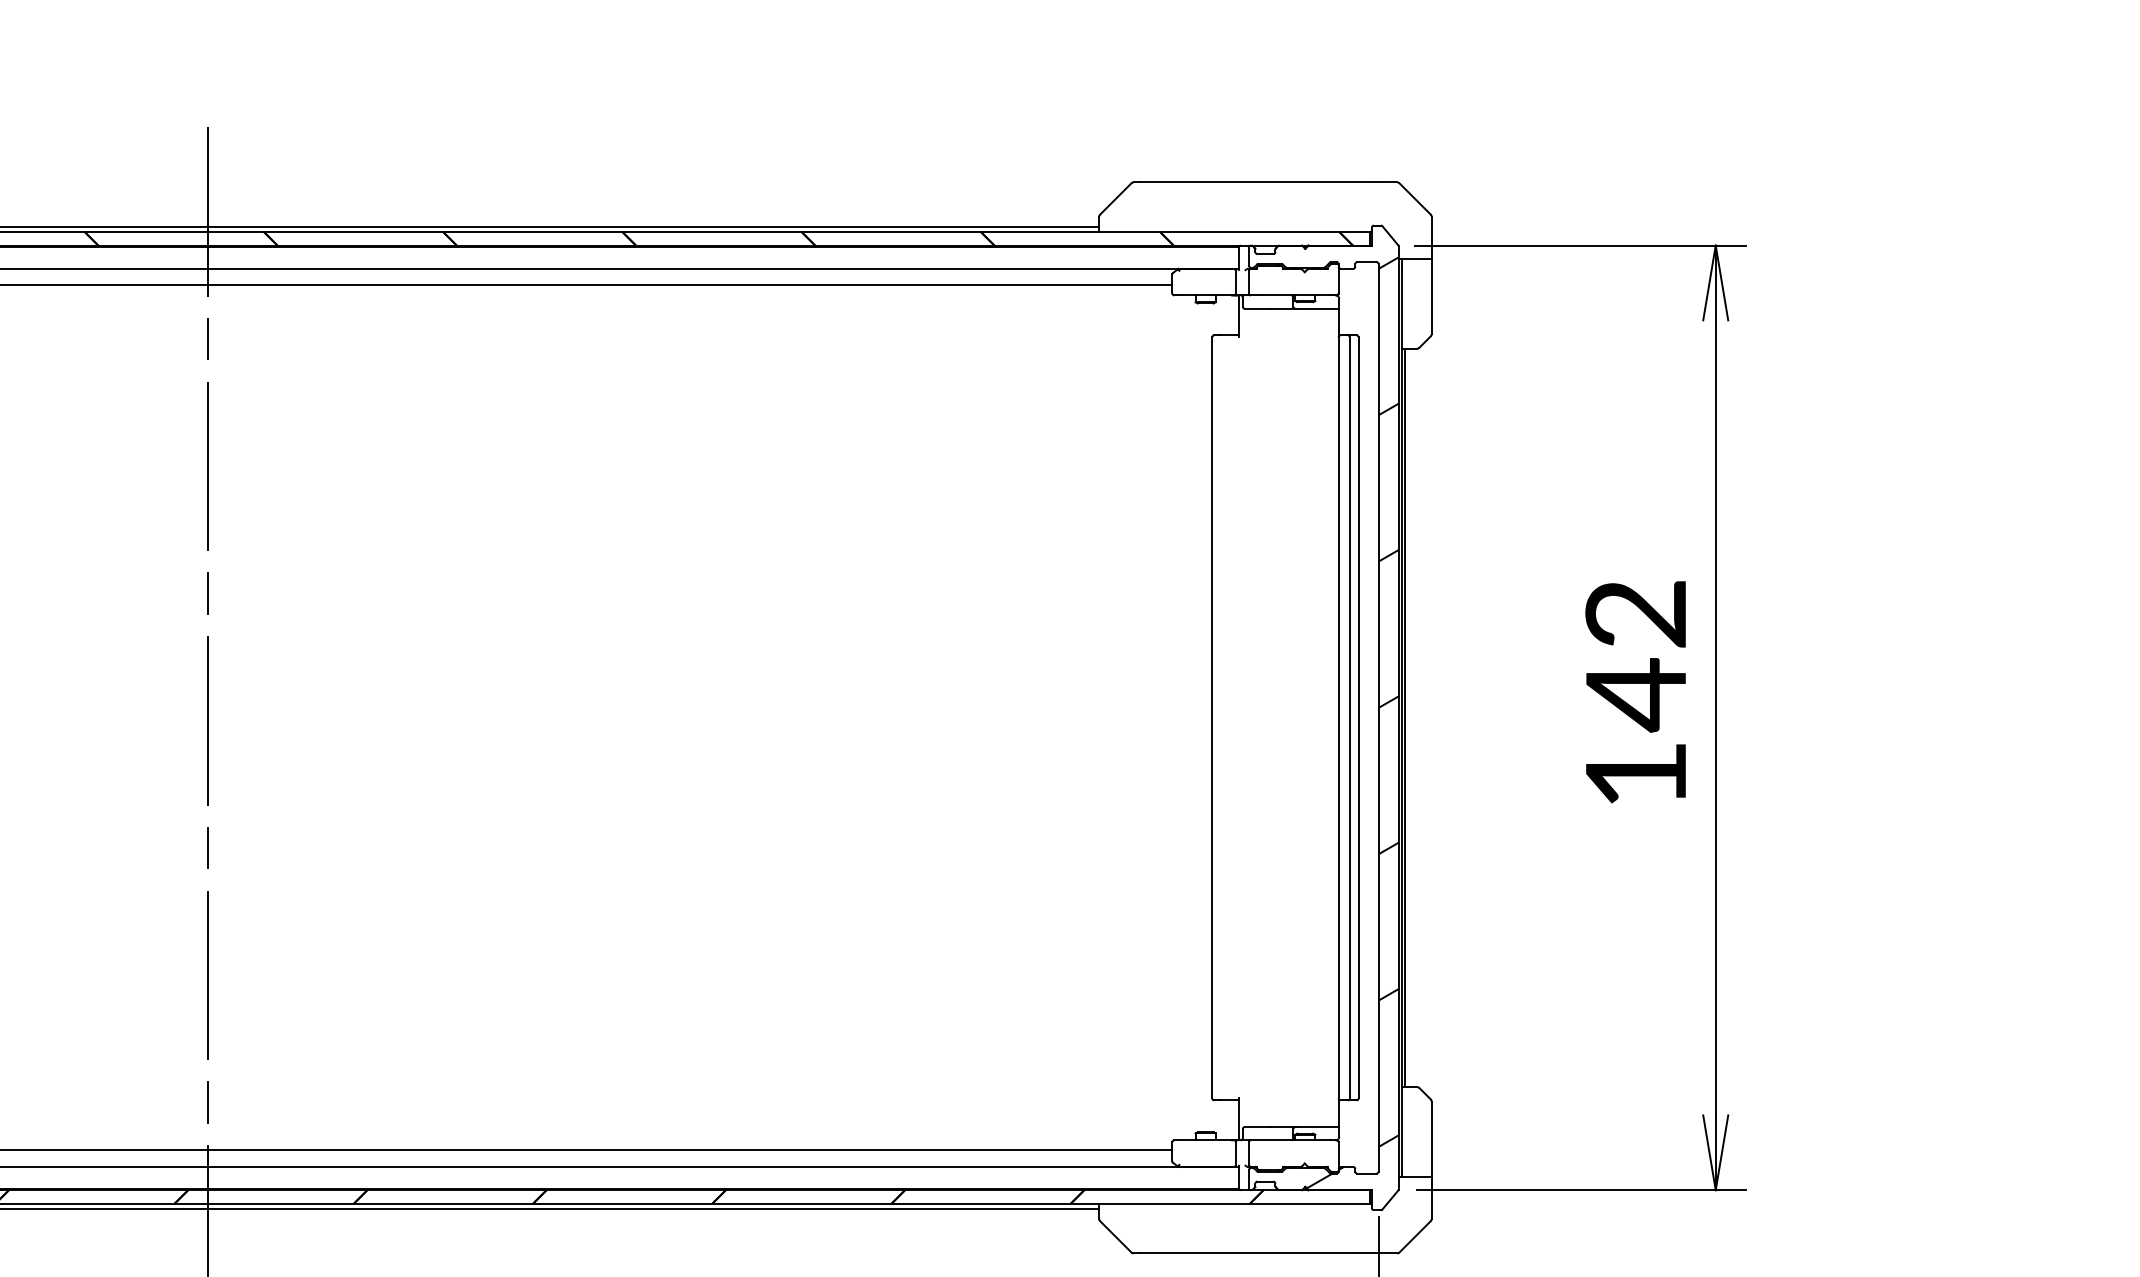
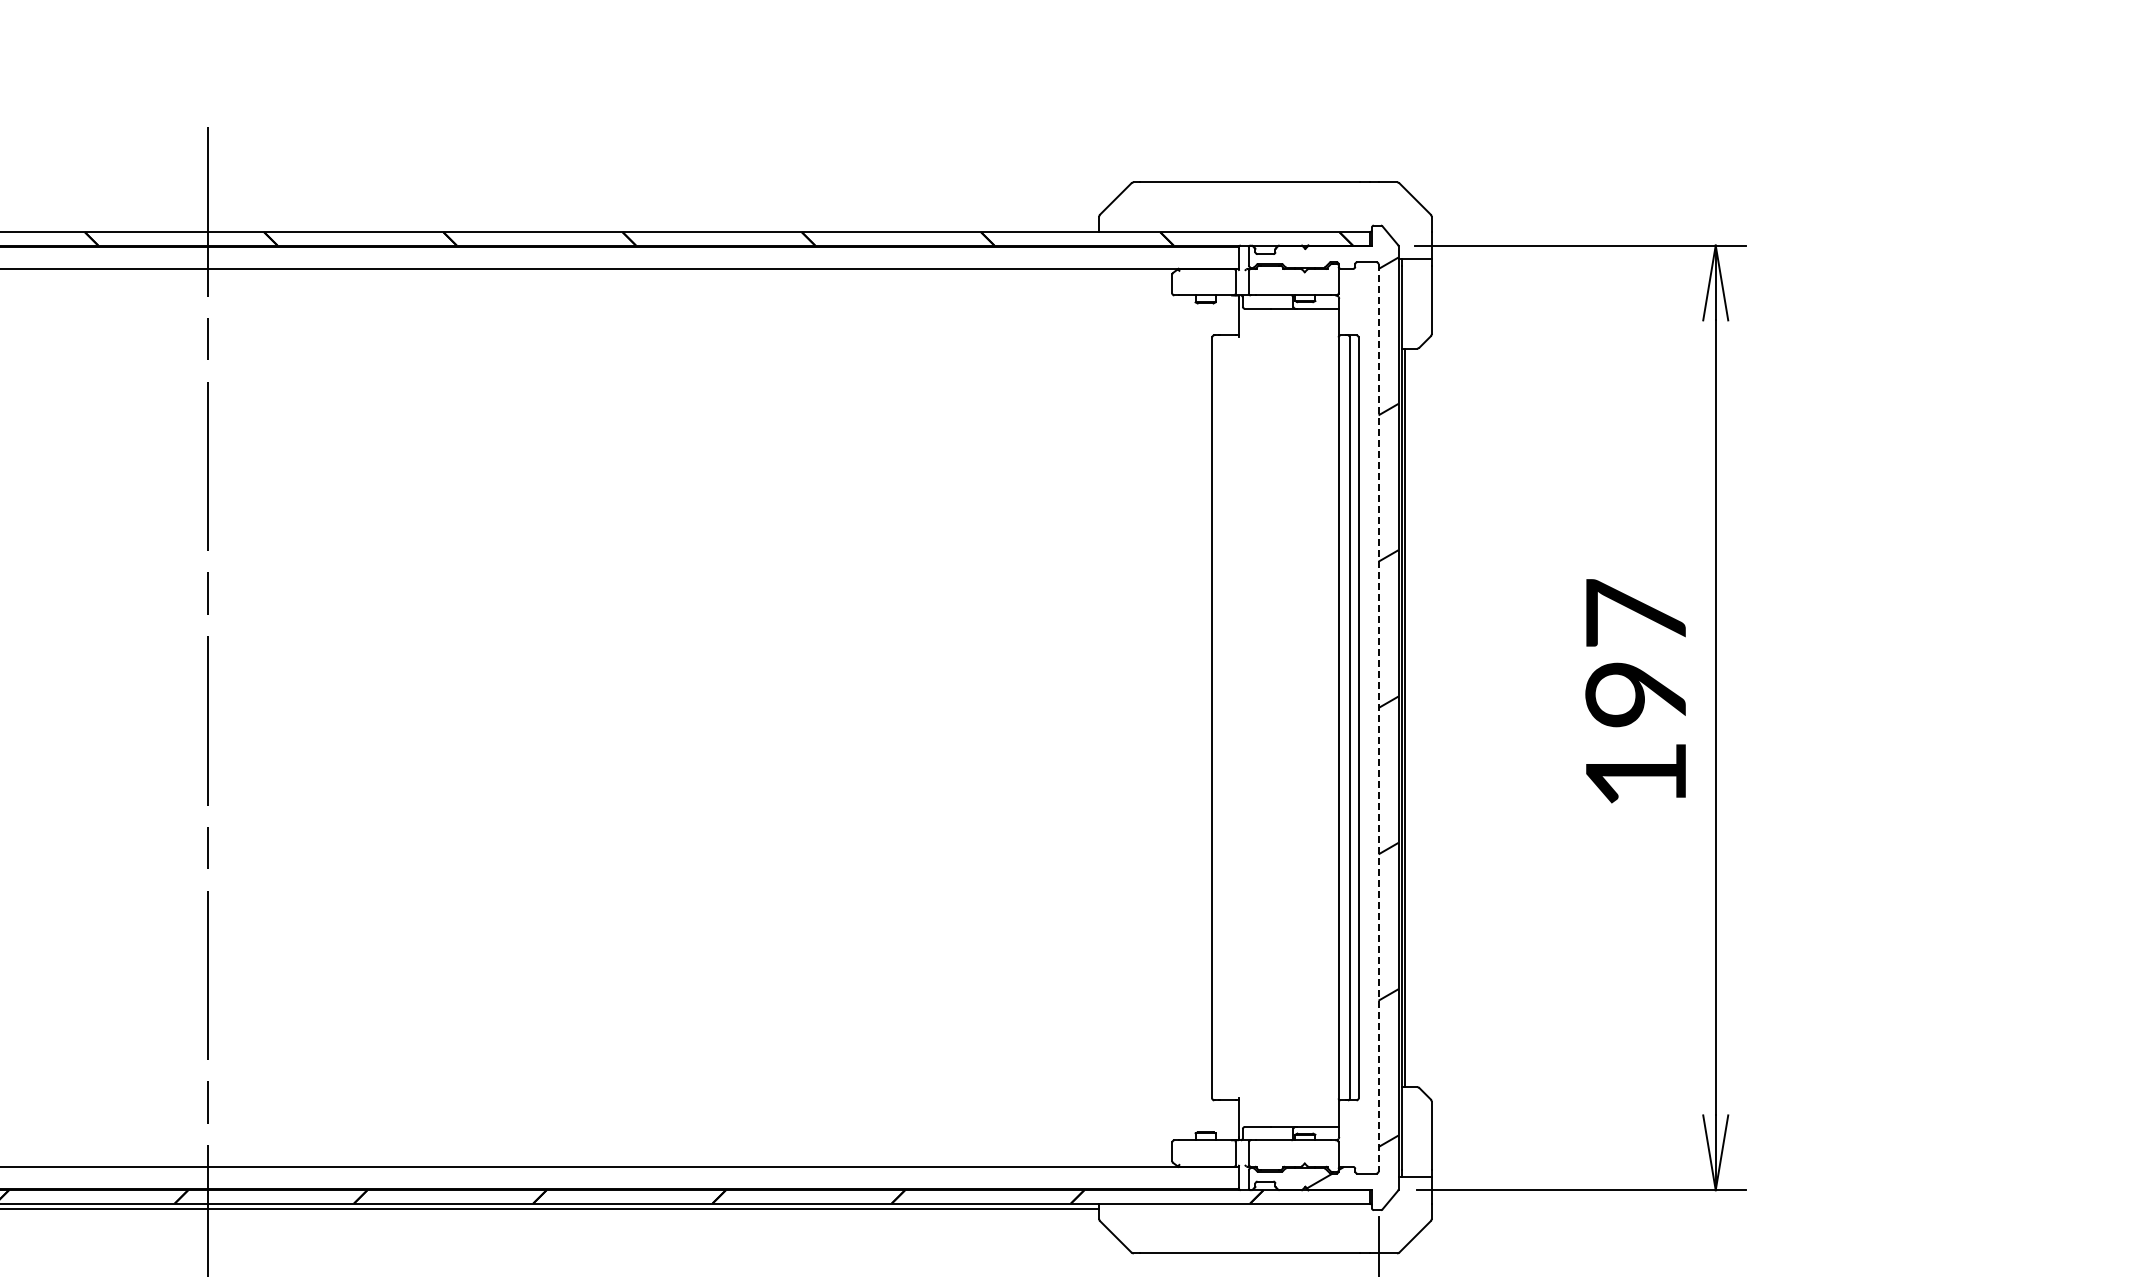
line: present -> none (550, 226)
line: present -> none (587, 285)
text: 142 -> 197 (1635, 655)
line: solid -> dashed (1378, 717)
line: present -> none (587, 1150)
